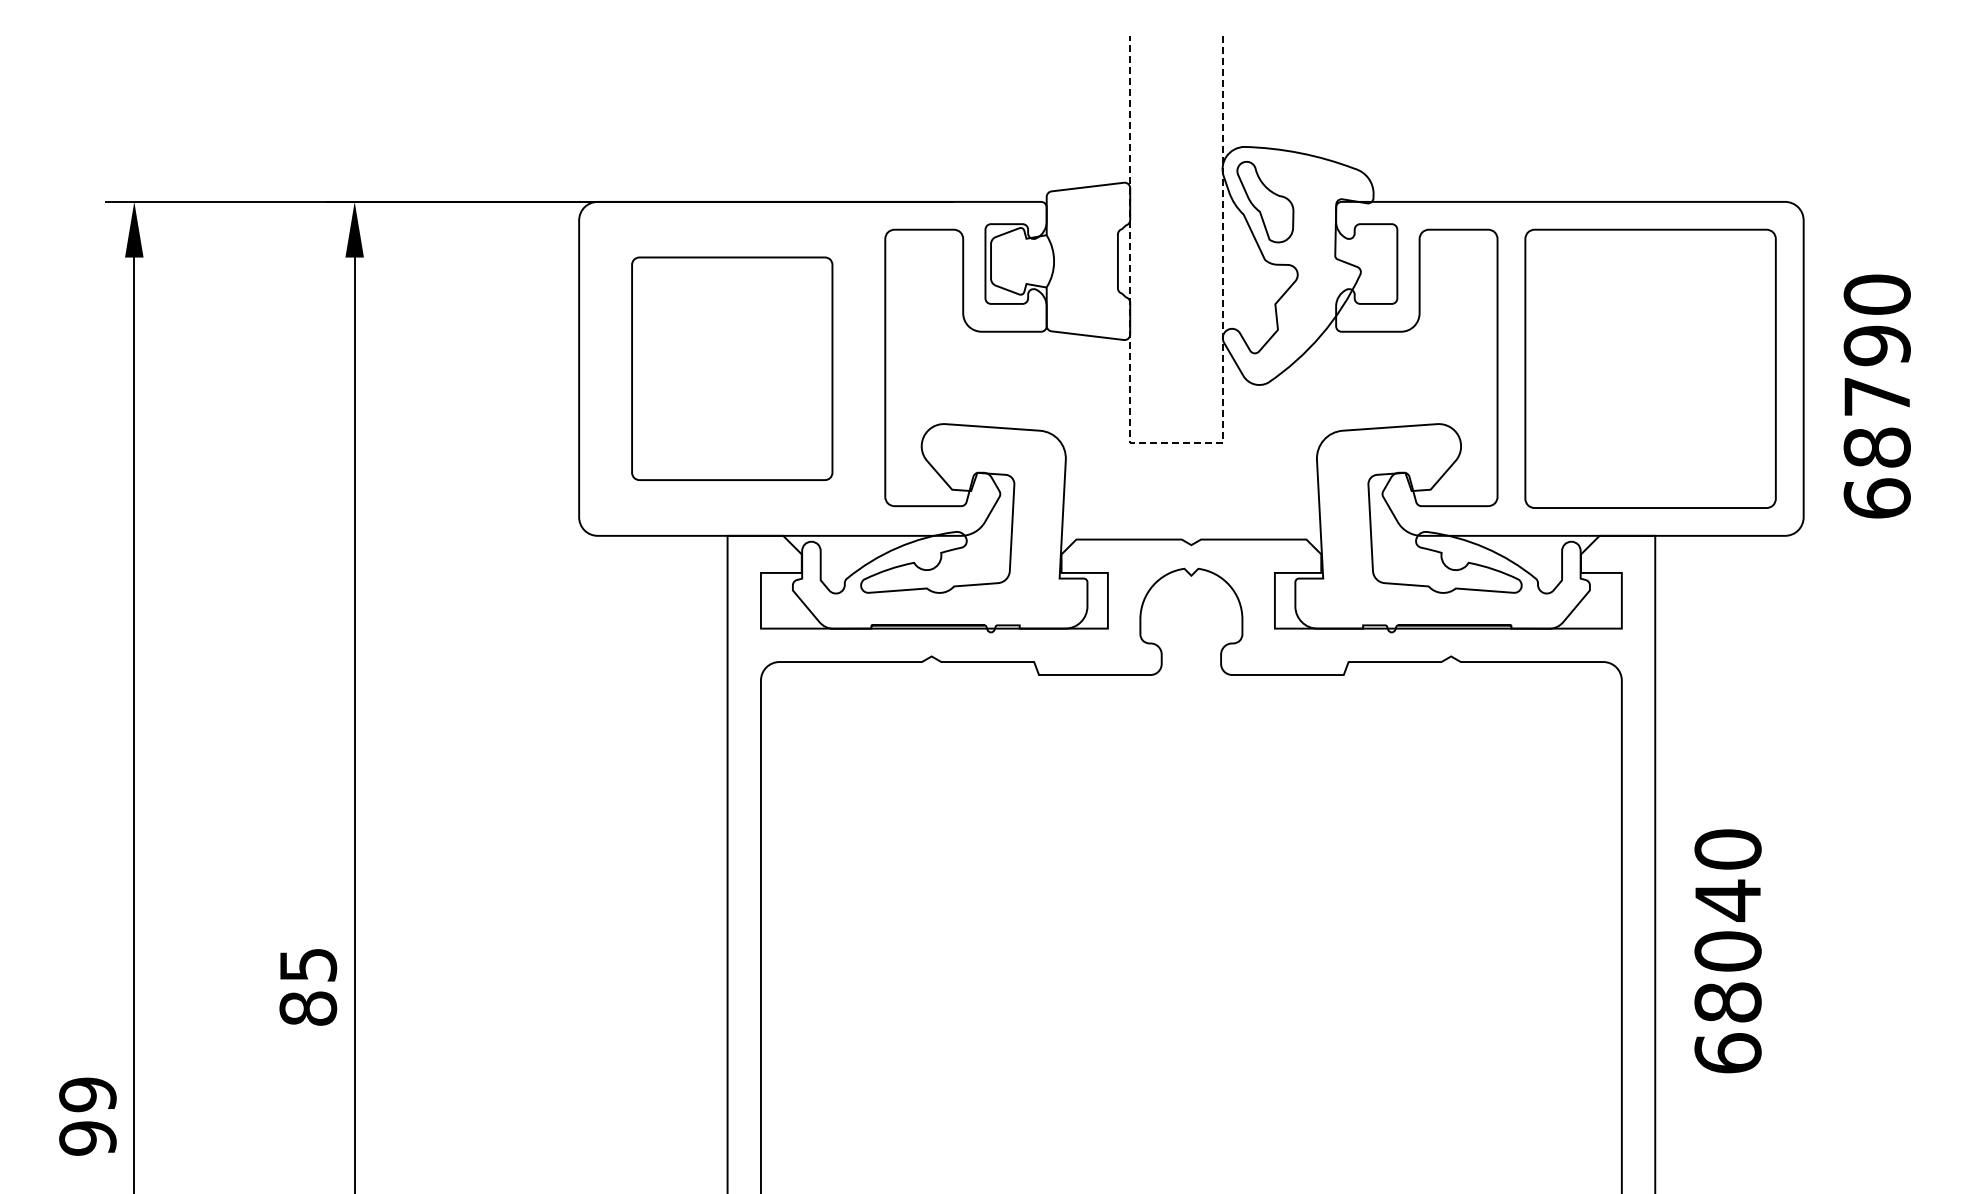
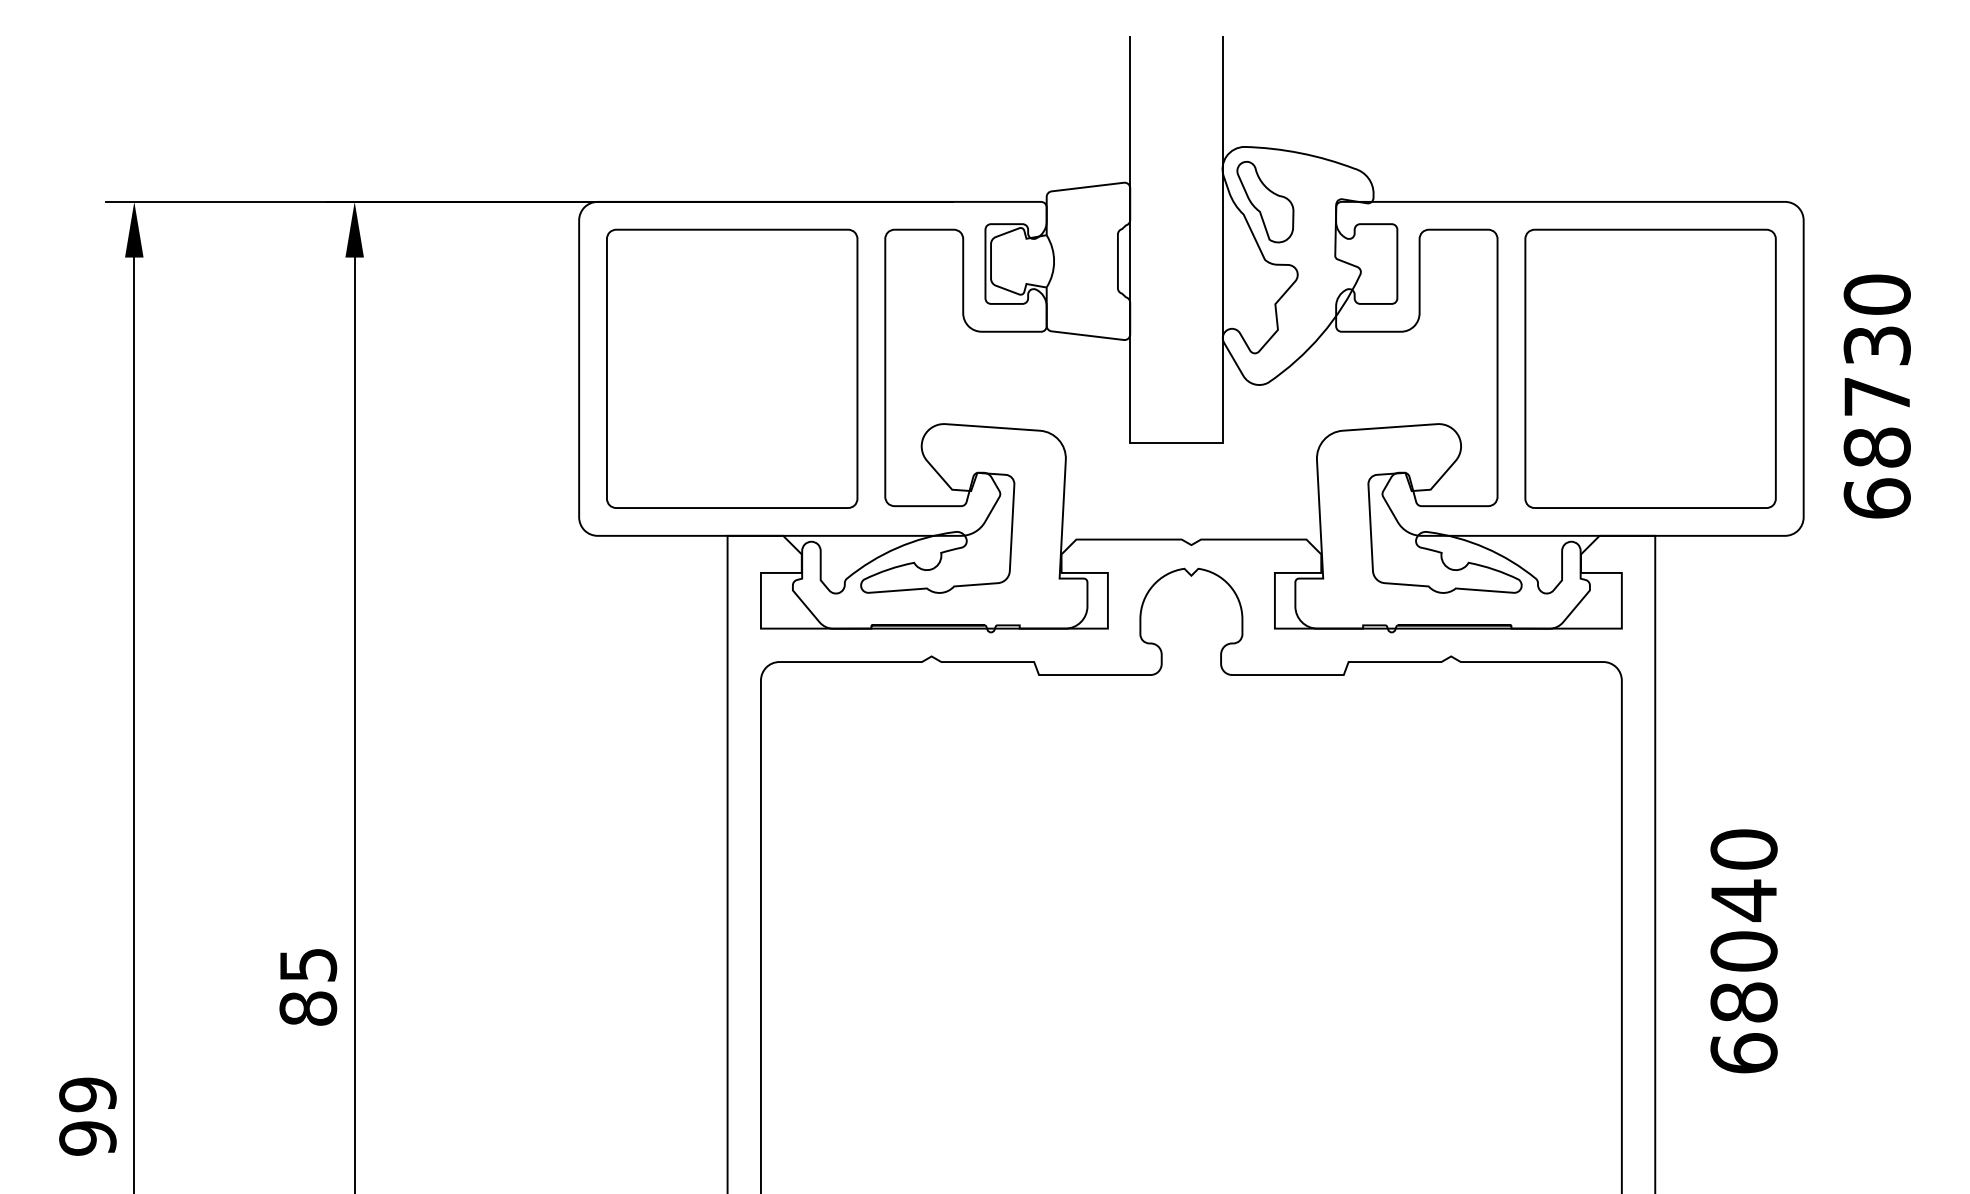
text: 68790 -> 68730 (1876, 345)
part size: 203x225 px -> 253x281 px (732, 368)
line: dashed -> solid (1176, 443)
text position: (1727, 951) -> (1743, 951) (1743, 951)
